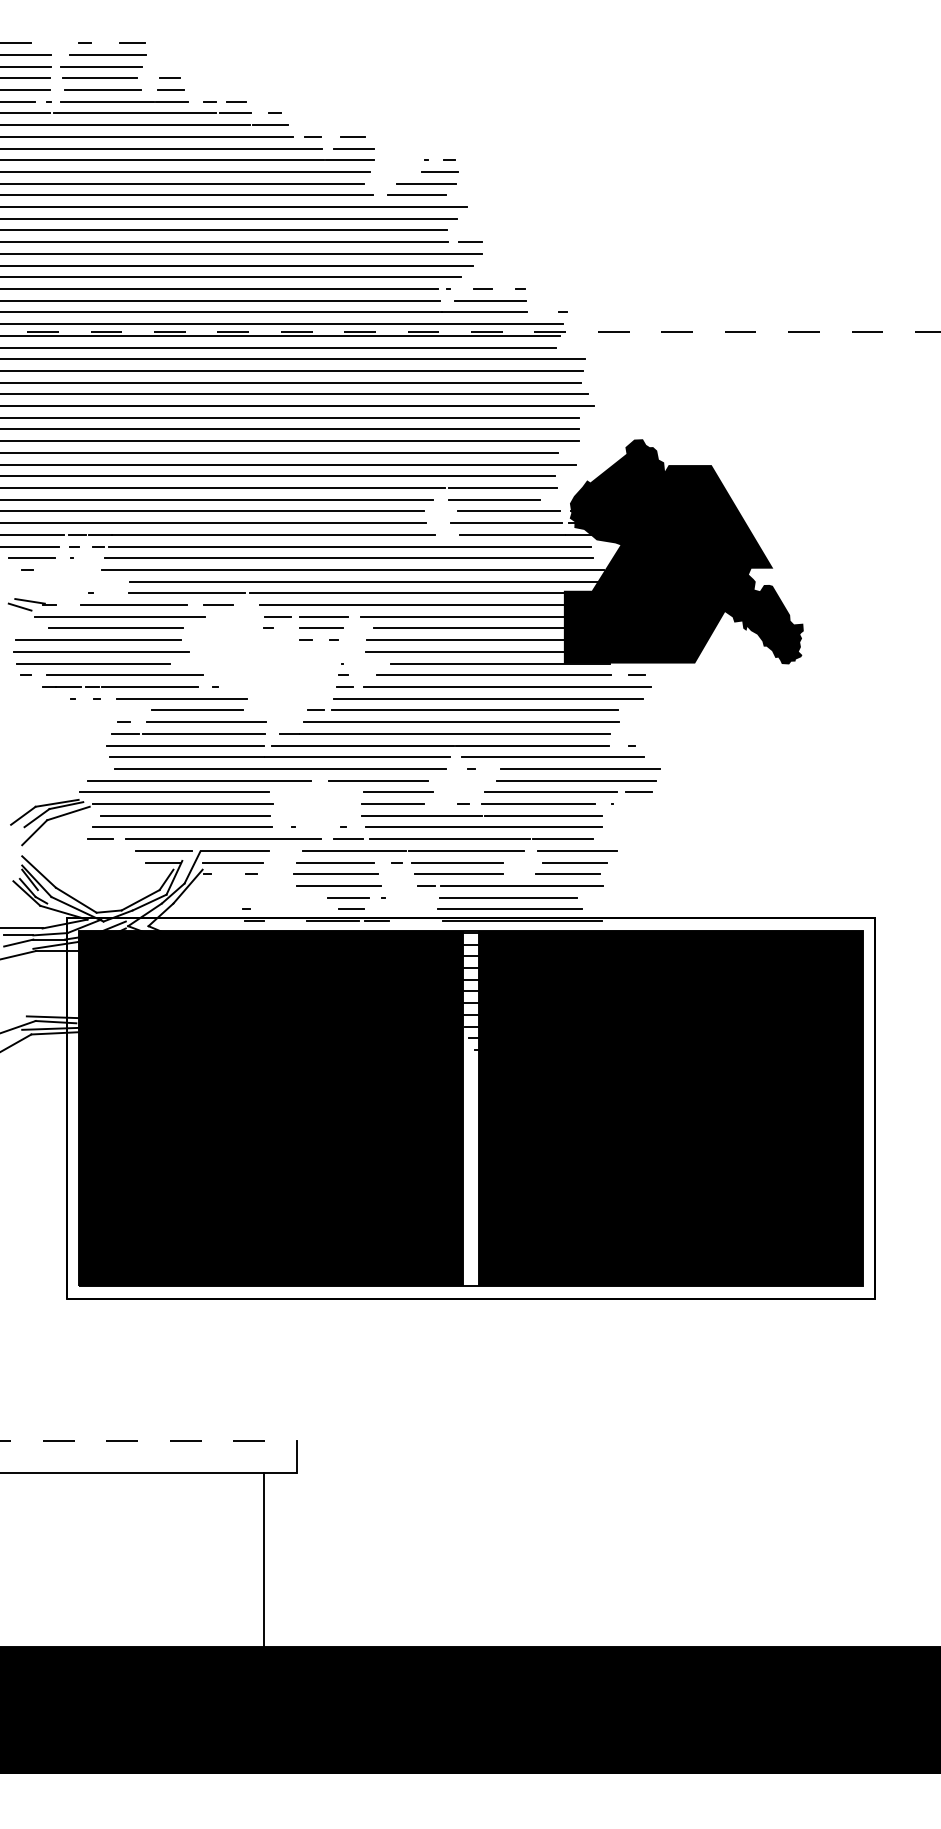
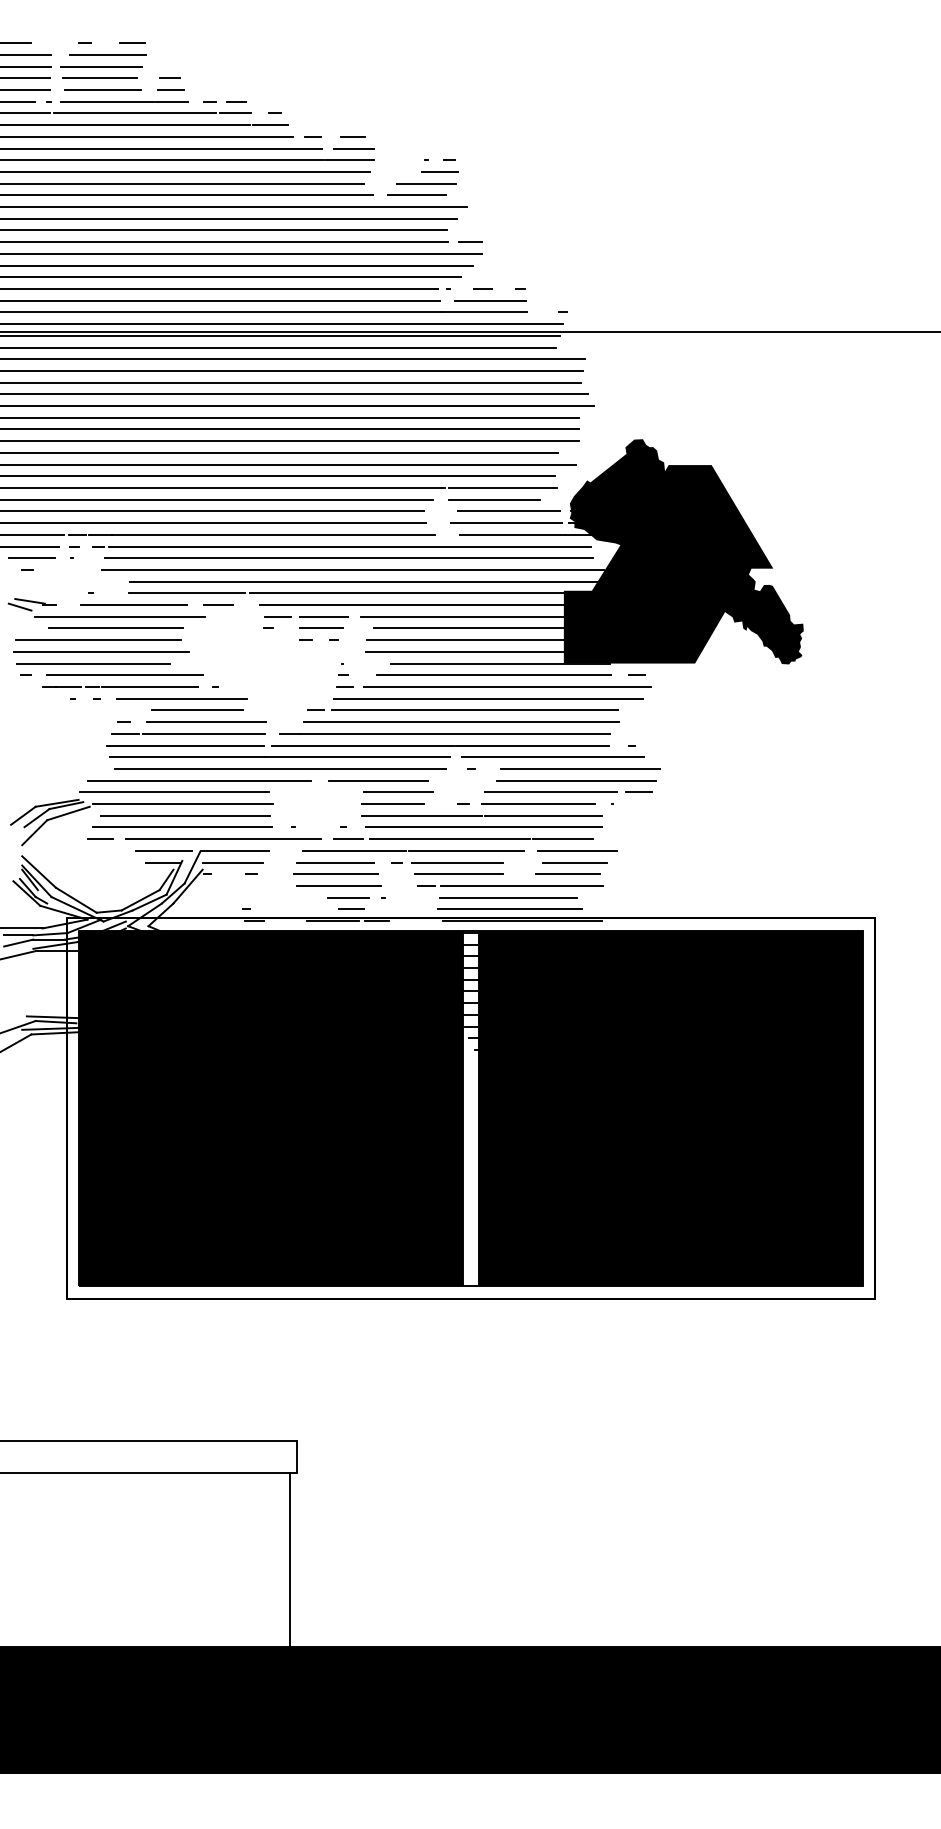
line: dashed -> solid (470, 331)
line: dashed -> solid (148, 1441)
line position: (264, 1559) -> (290, 1559) (290, 1559)
